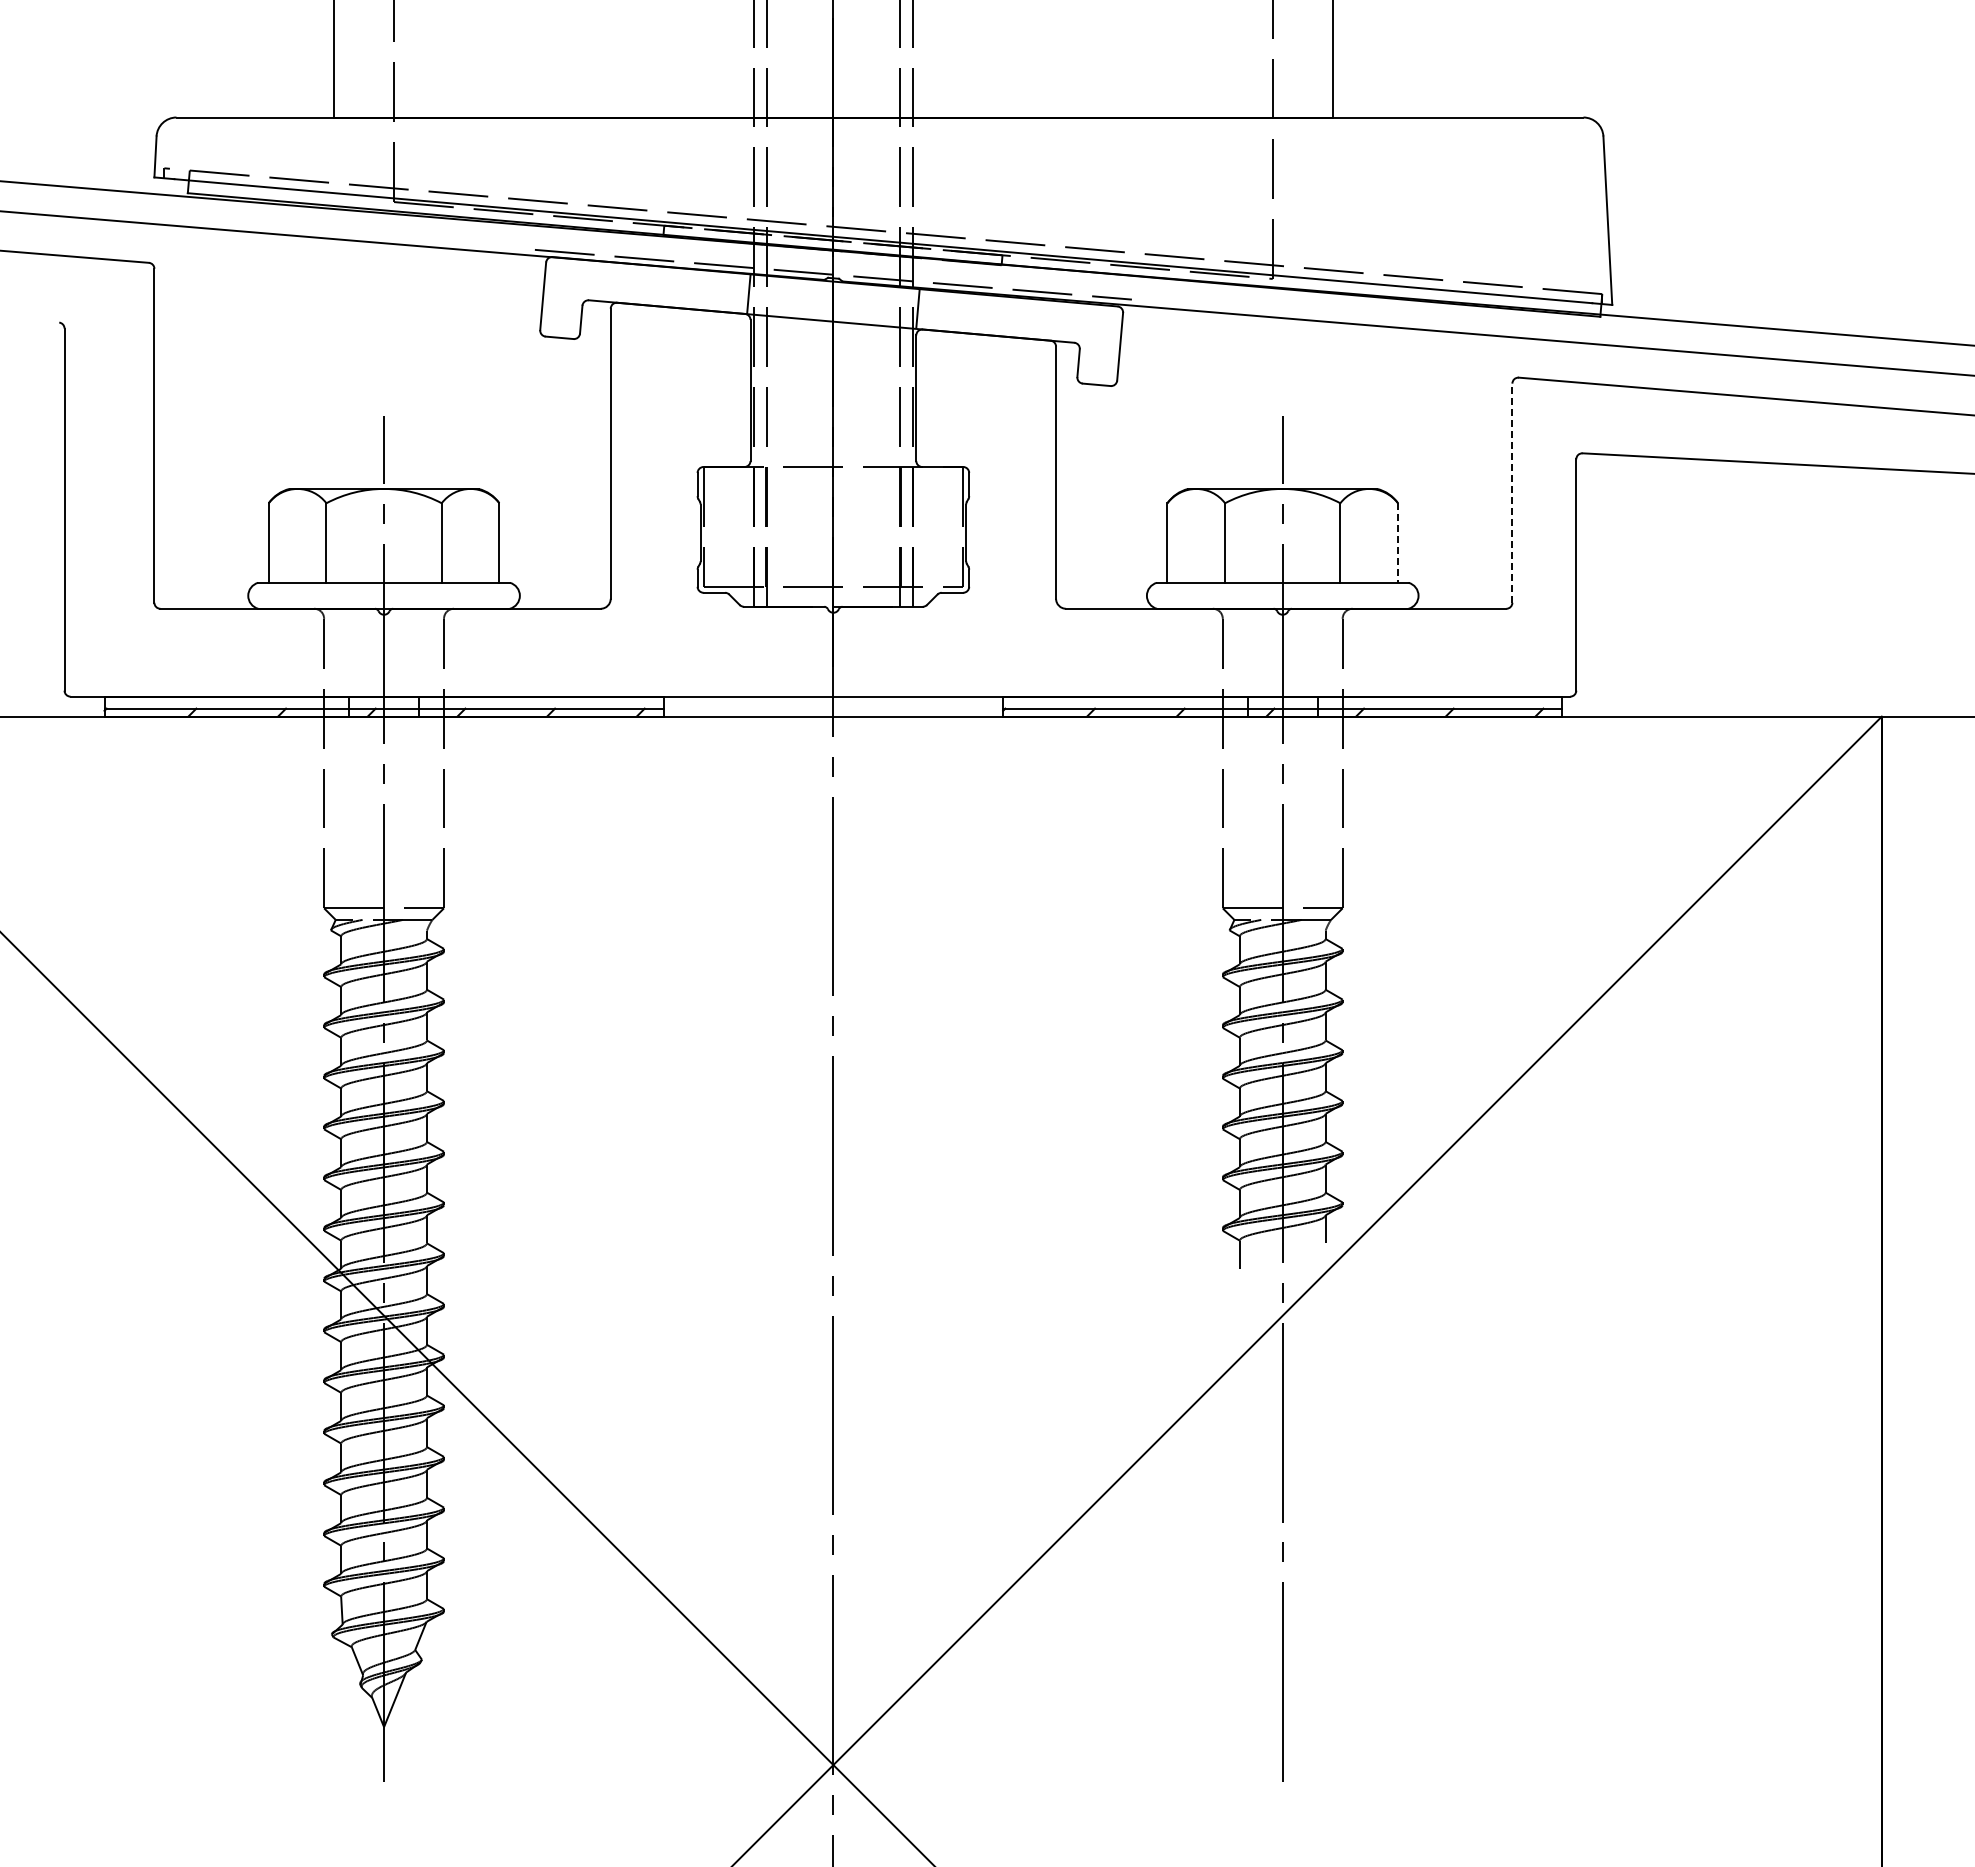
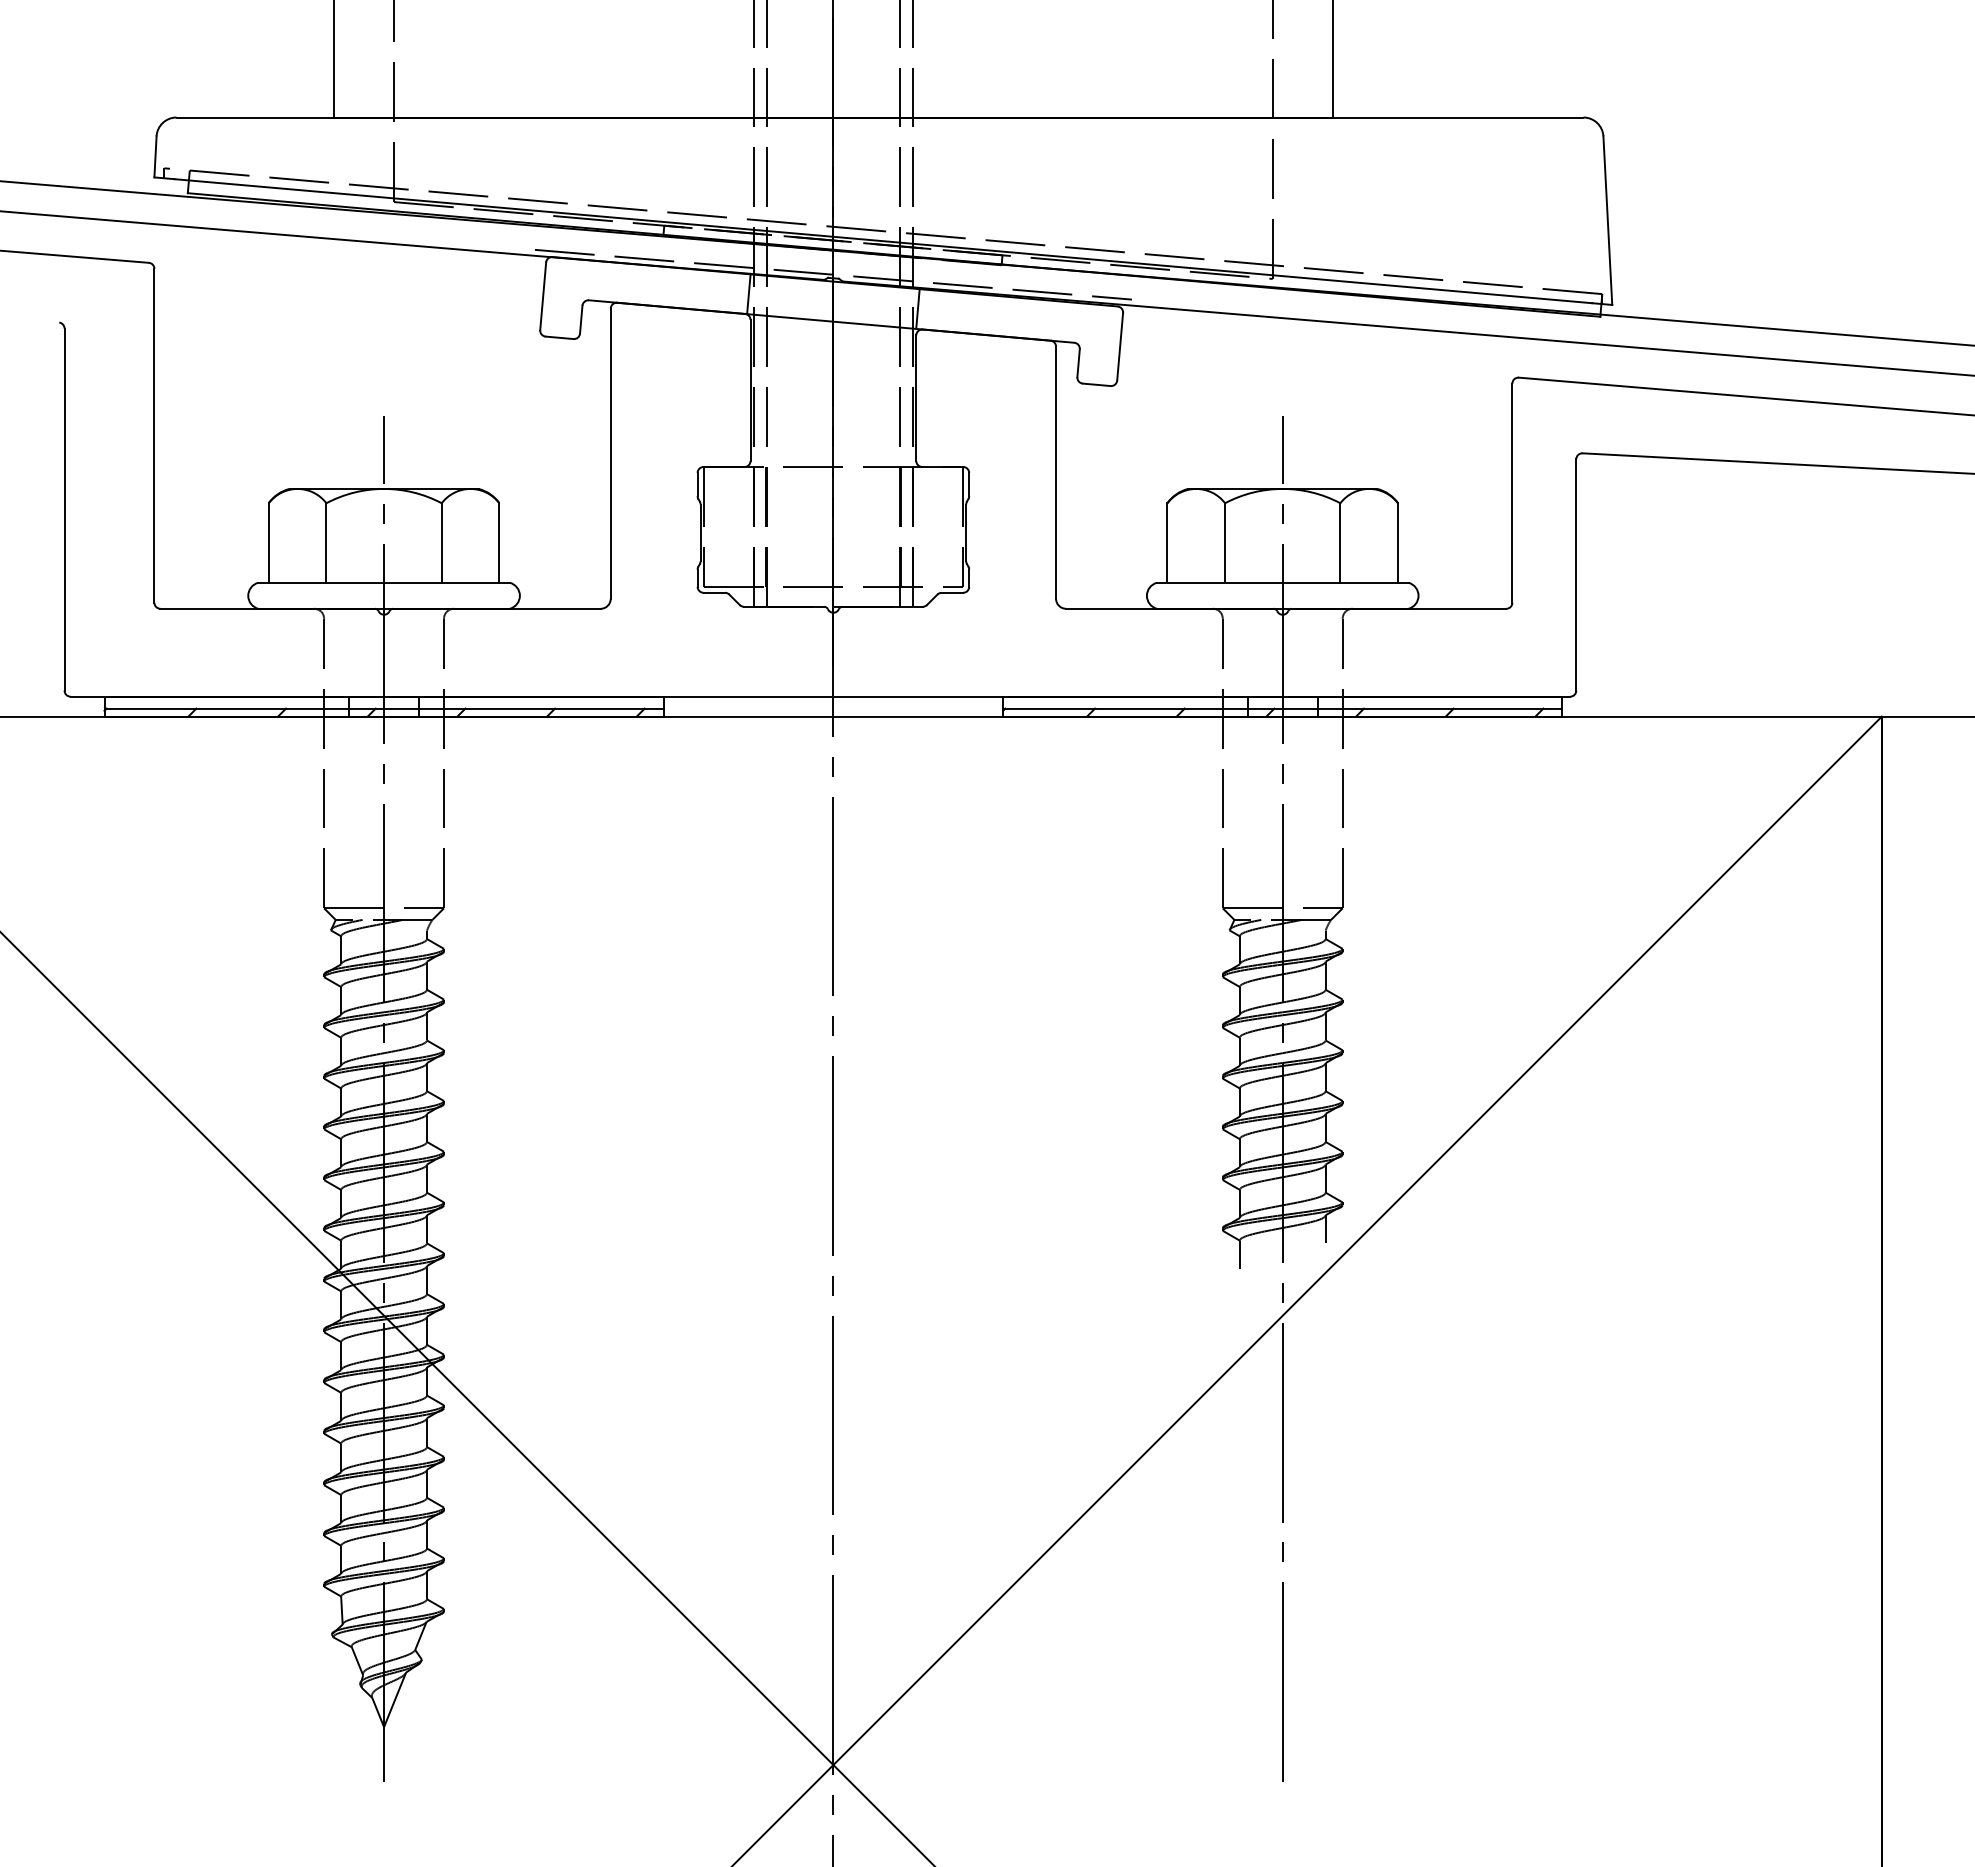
line: dashed -> solid (1512, 493)
line: dashed -> solid (1398, 543)
